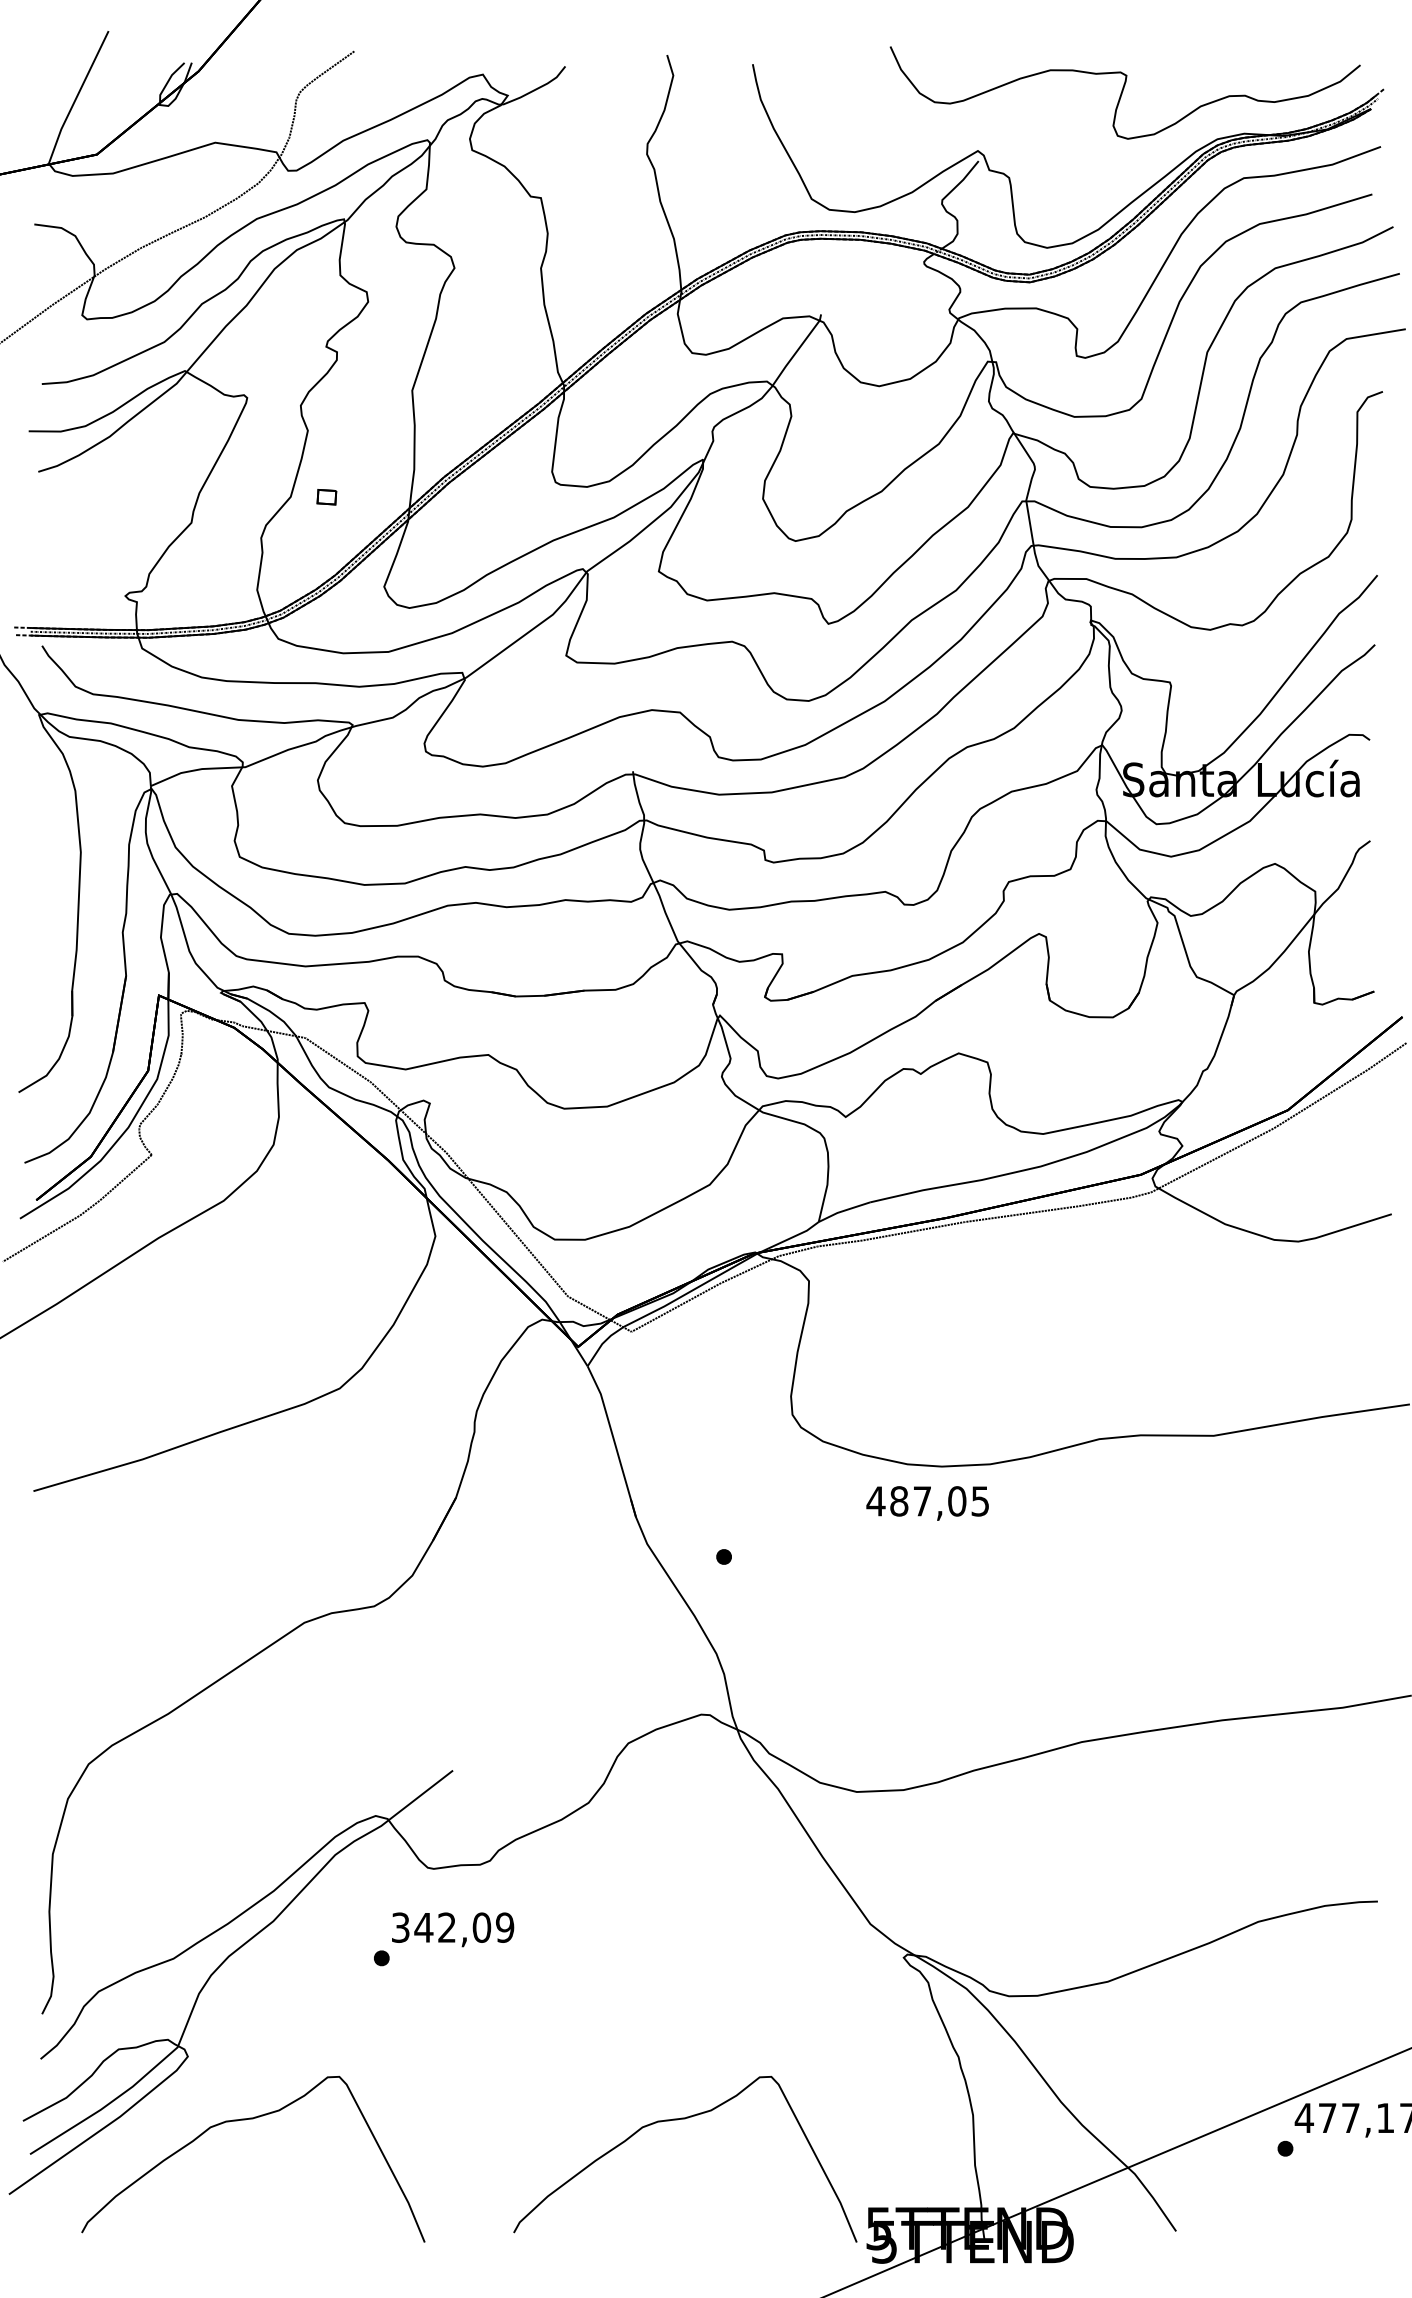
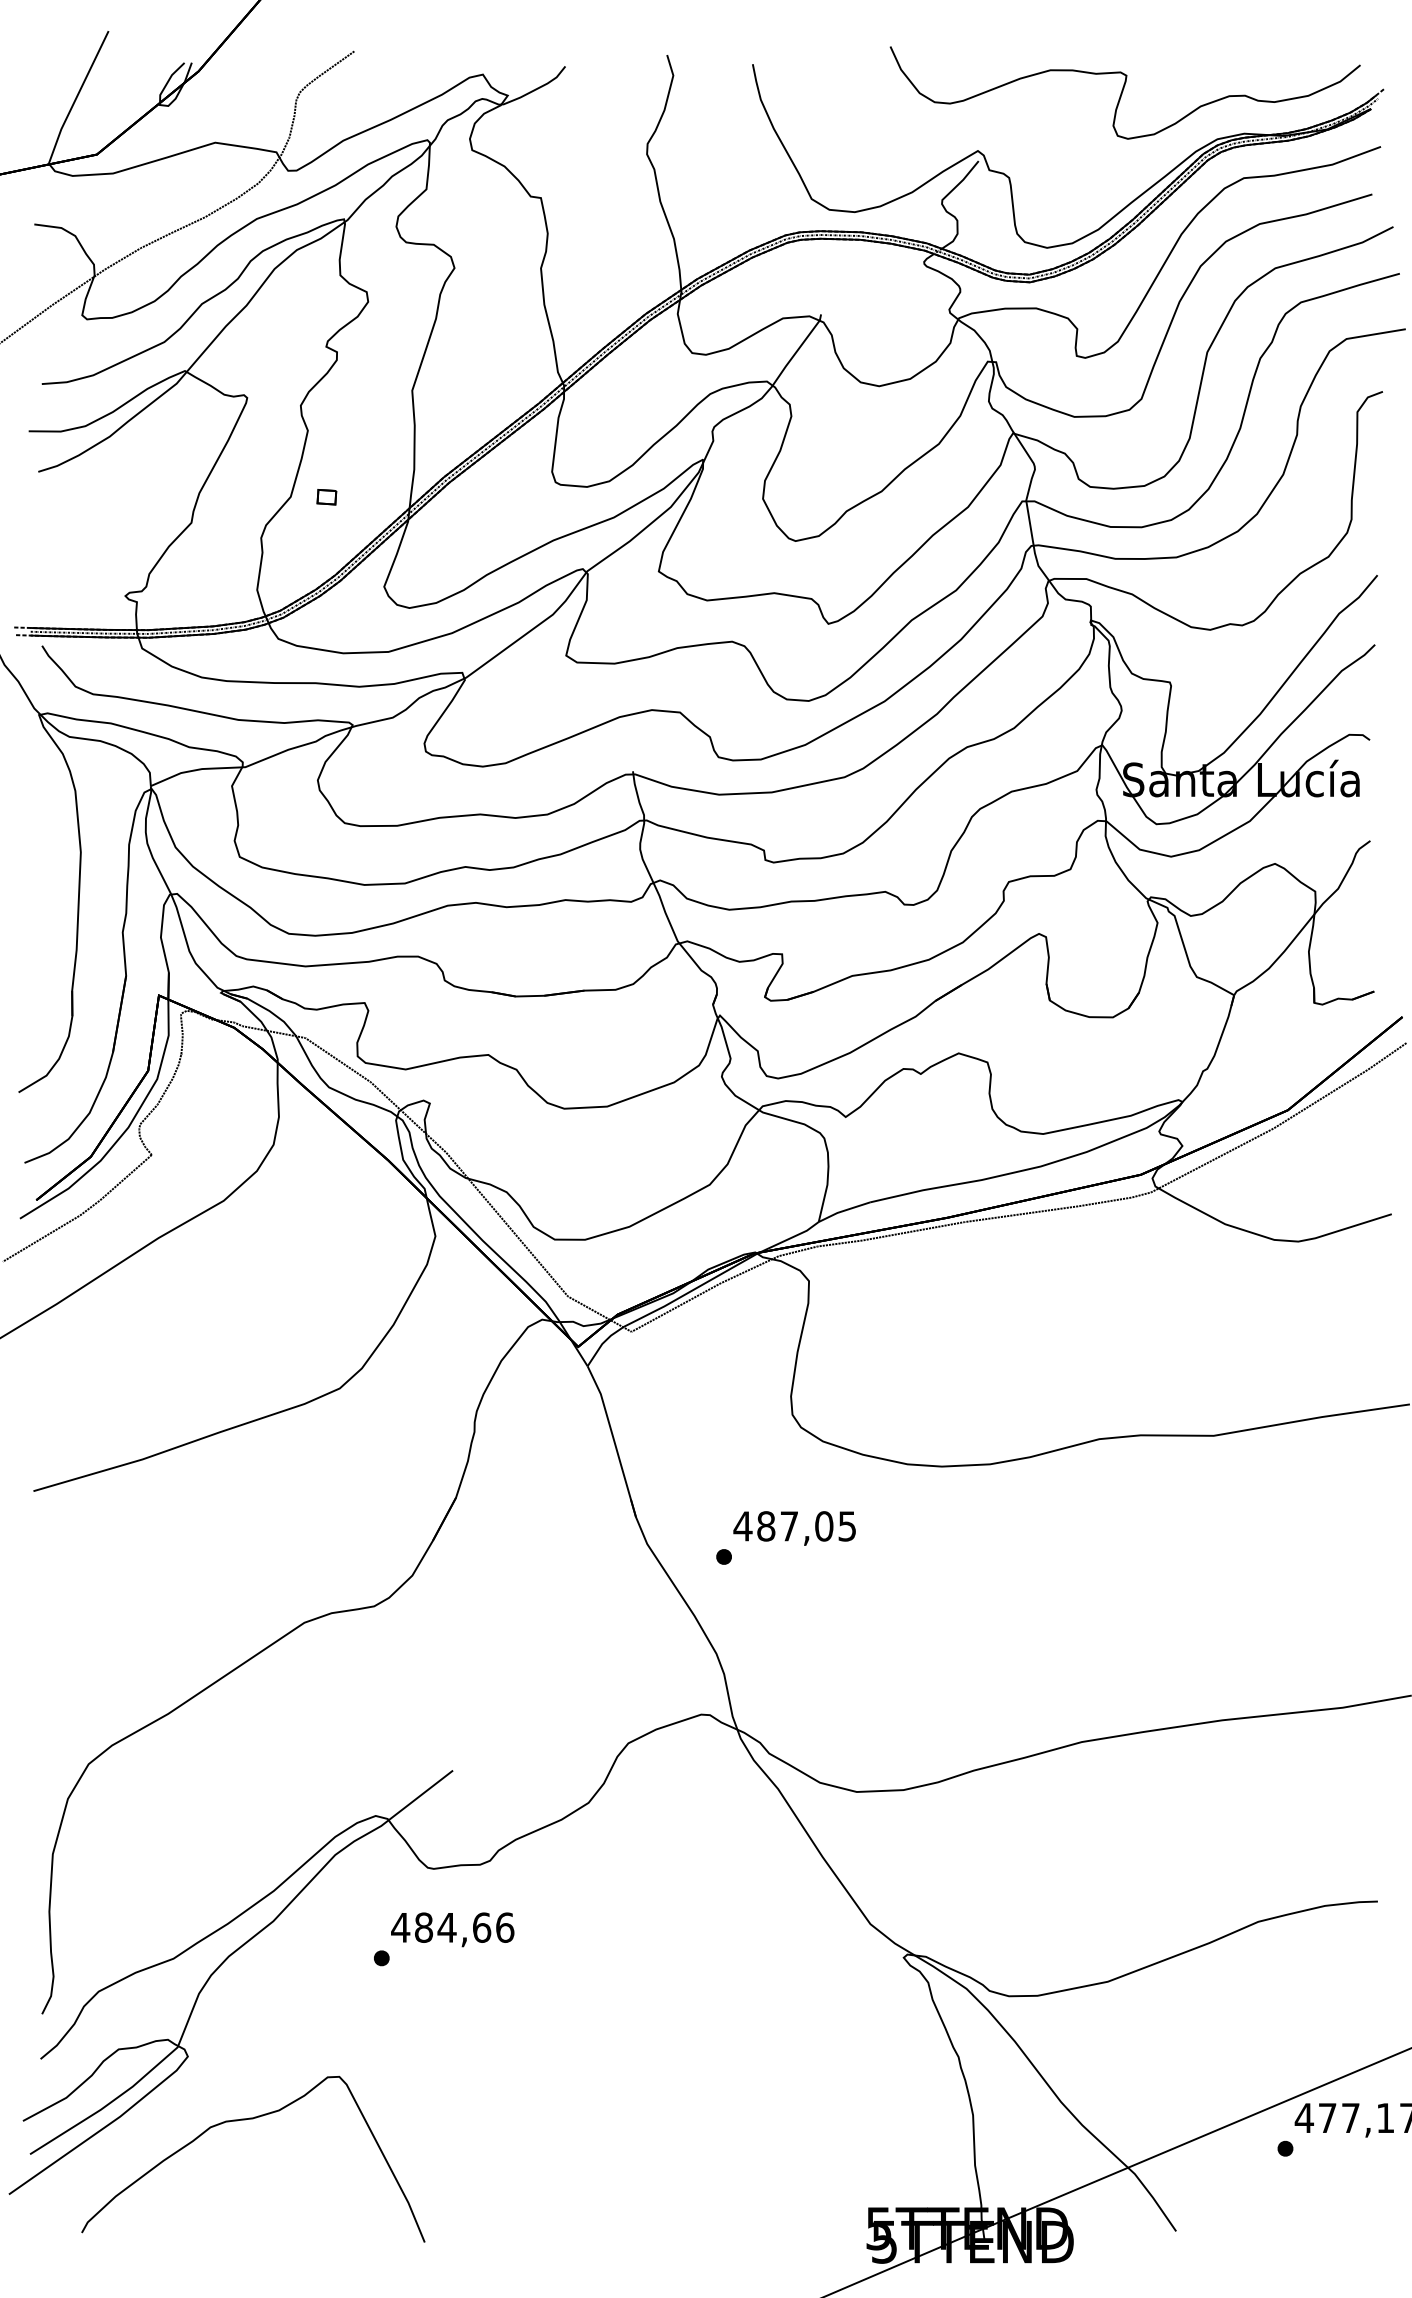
text position: (927, 1503) -> (794, 1528) (794, 1528)
text: 342,09 -> 484,66 (452, 1927)
curve: present -> none (677, 2120)
